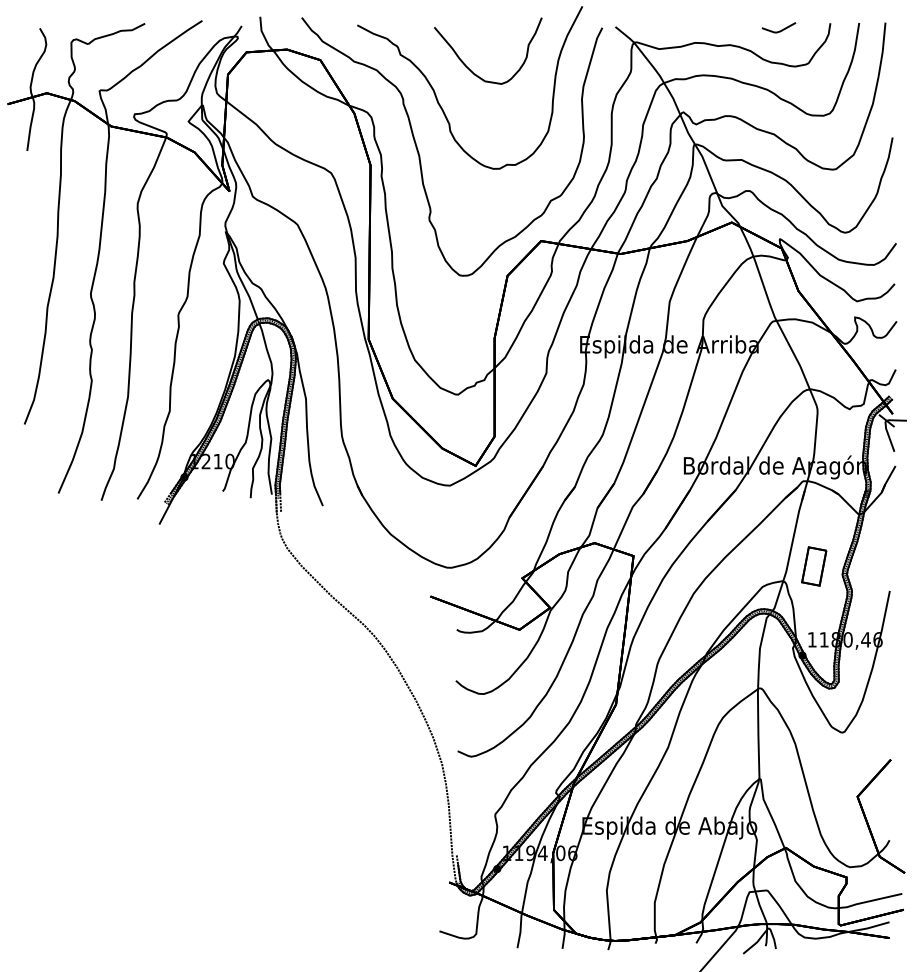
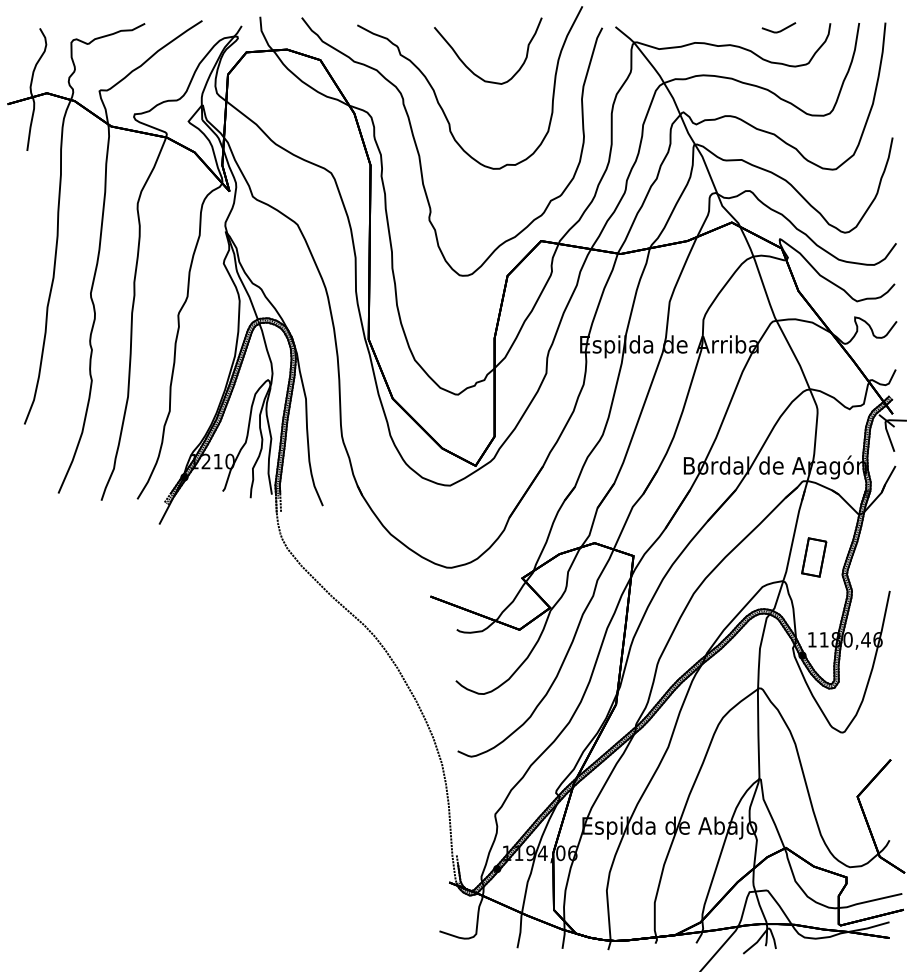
part position: (814, 566) -> (814, 557) (814, 557)
